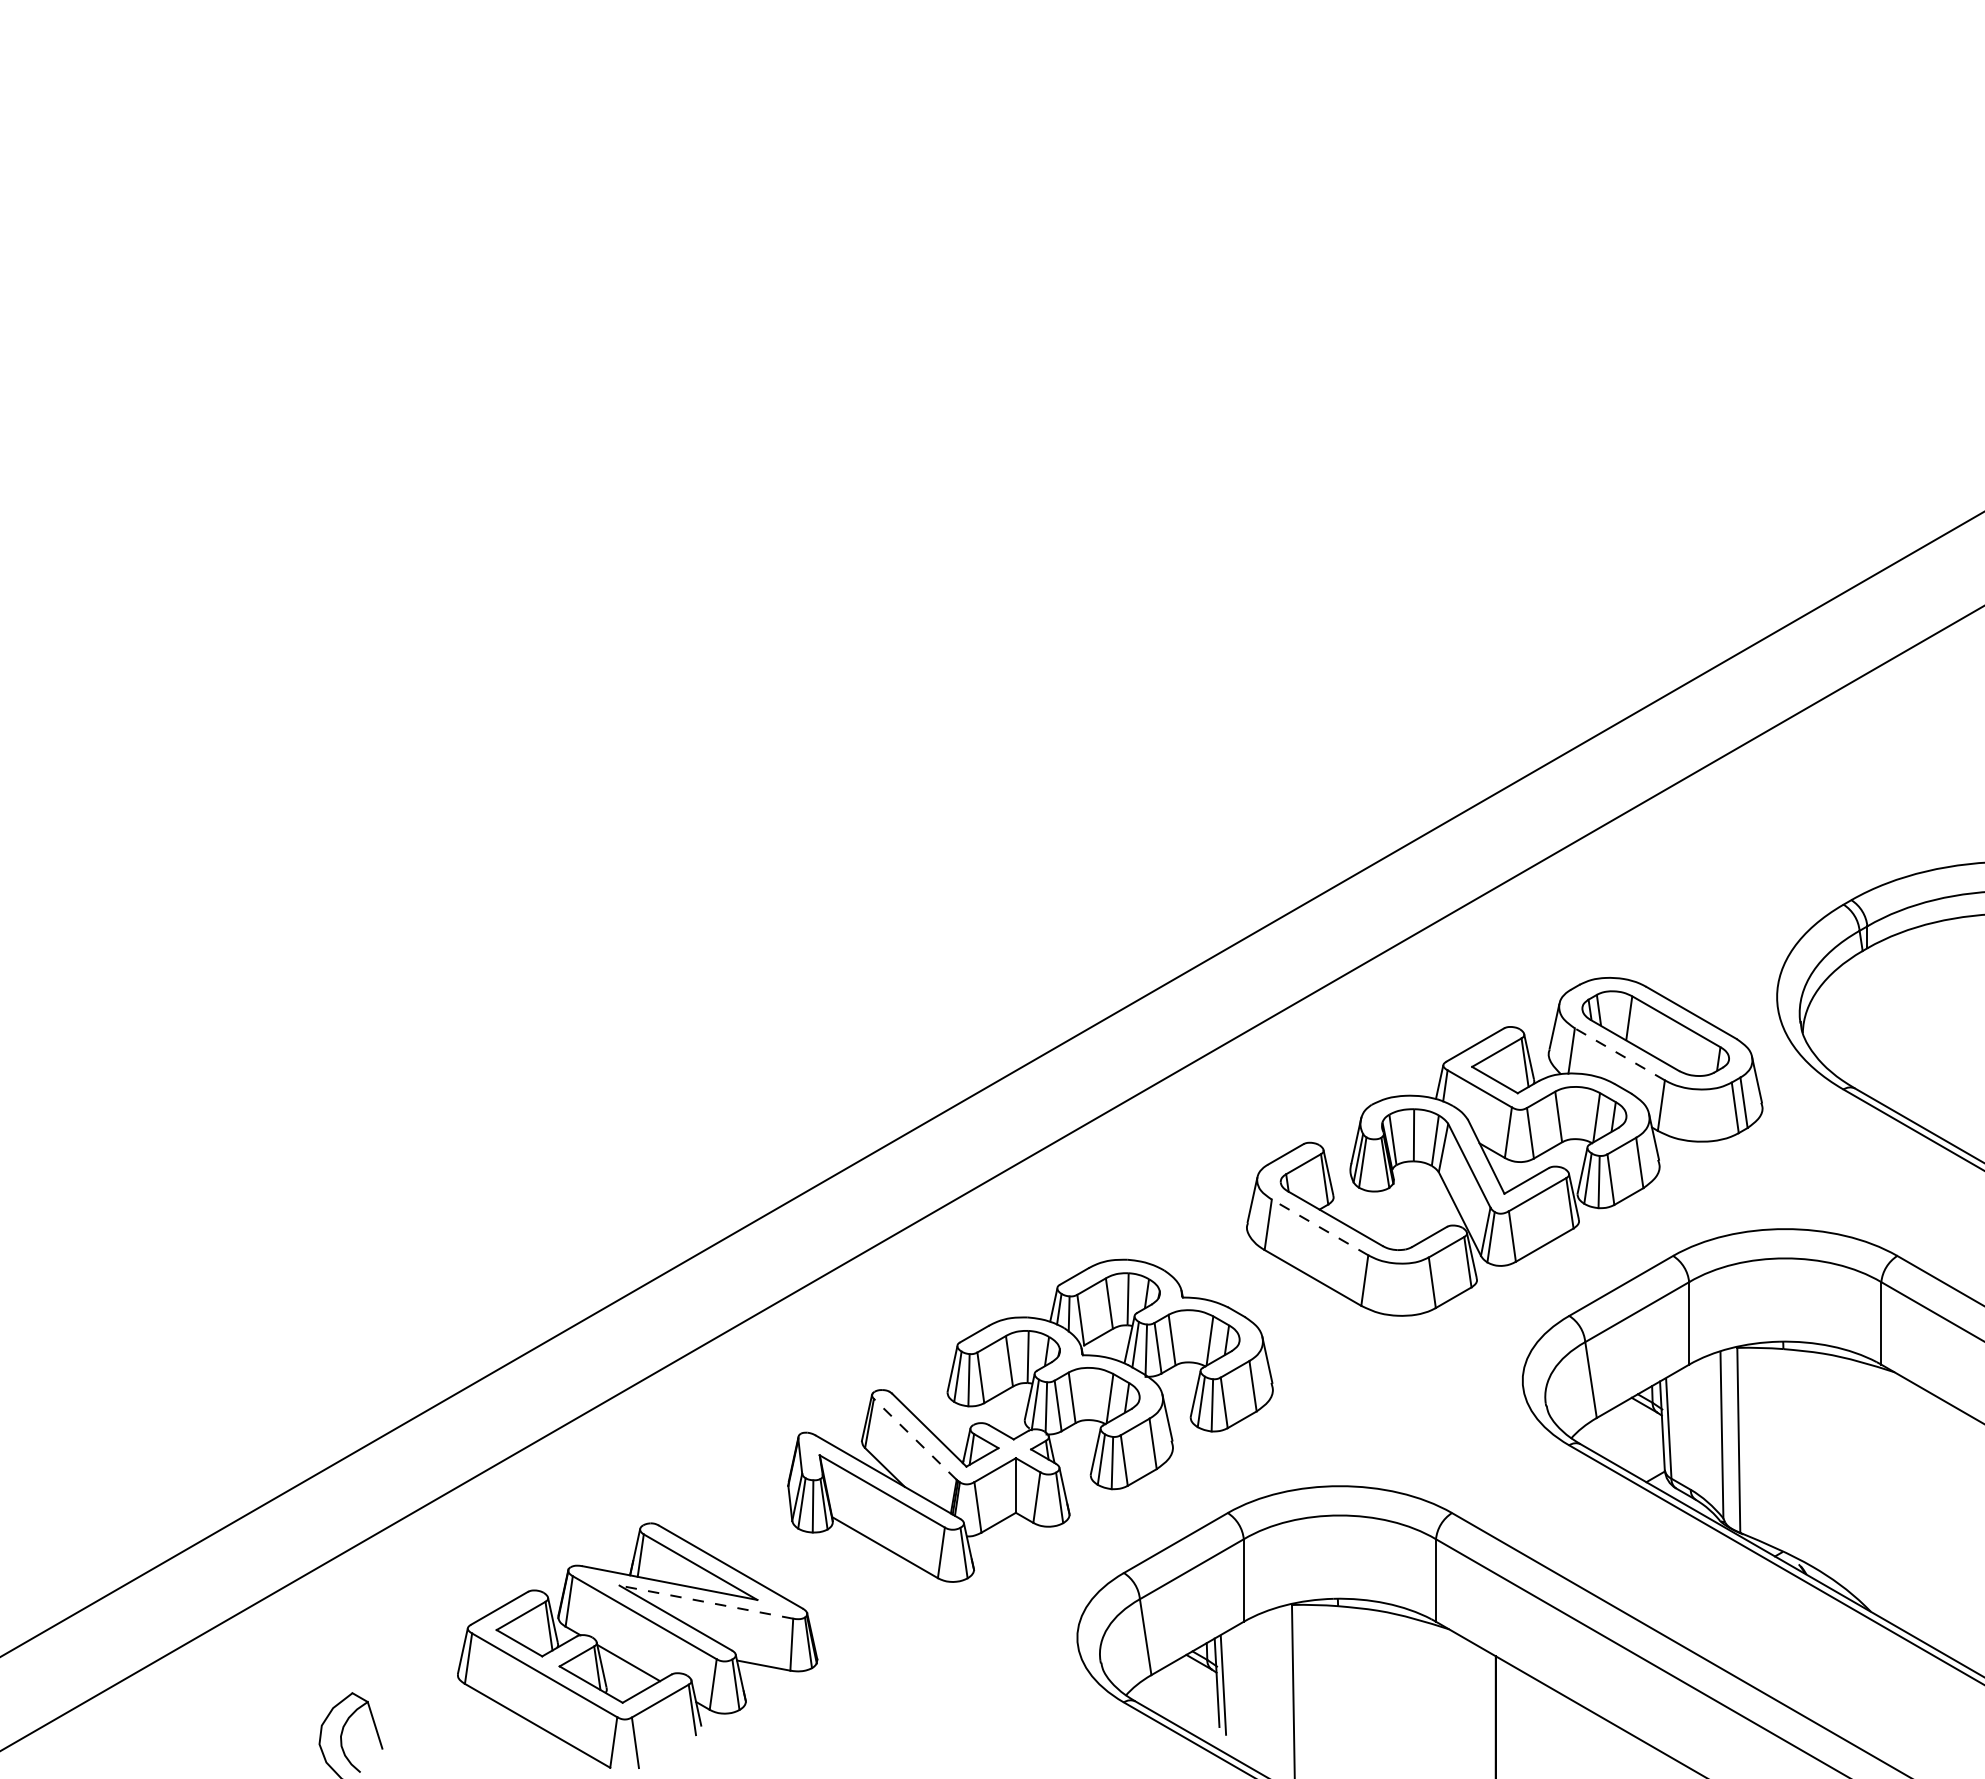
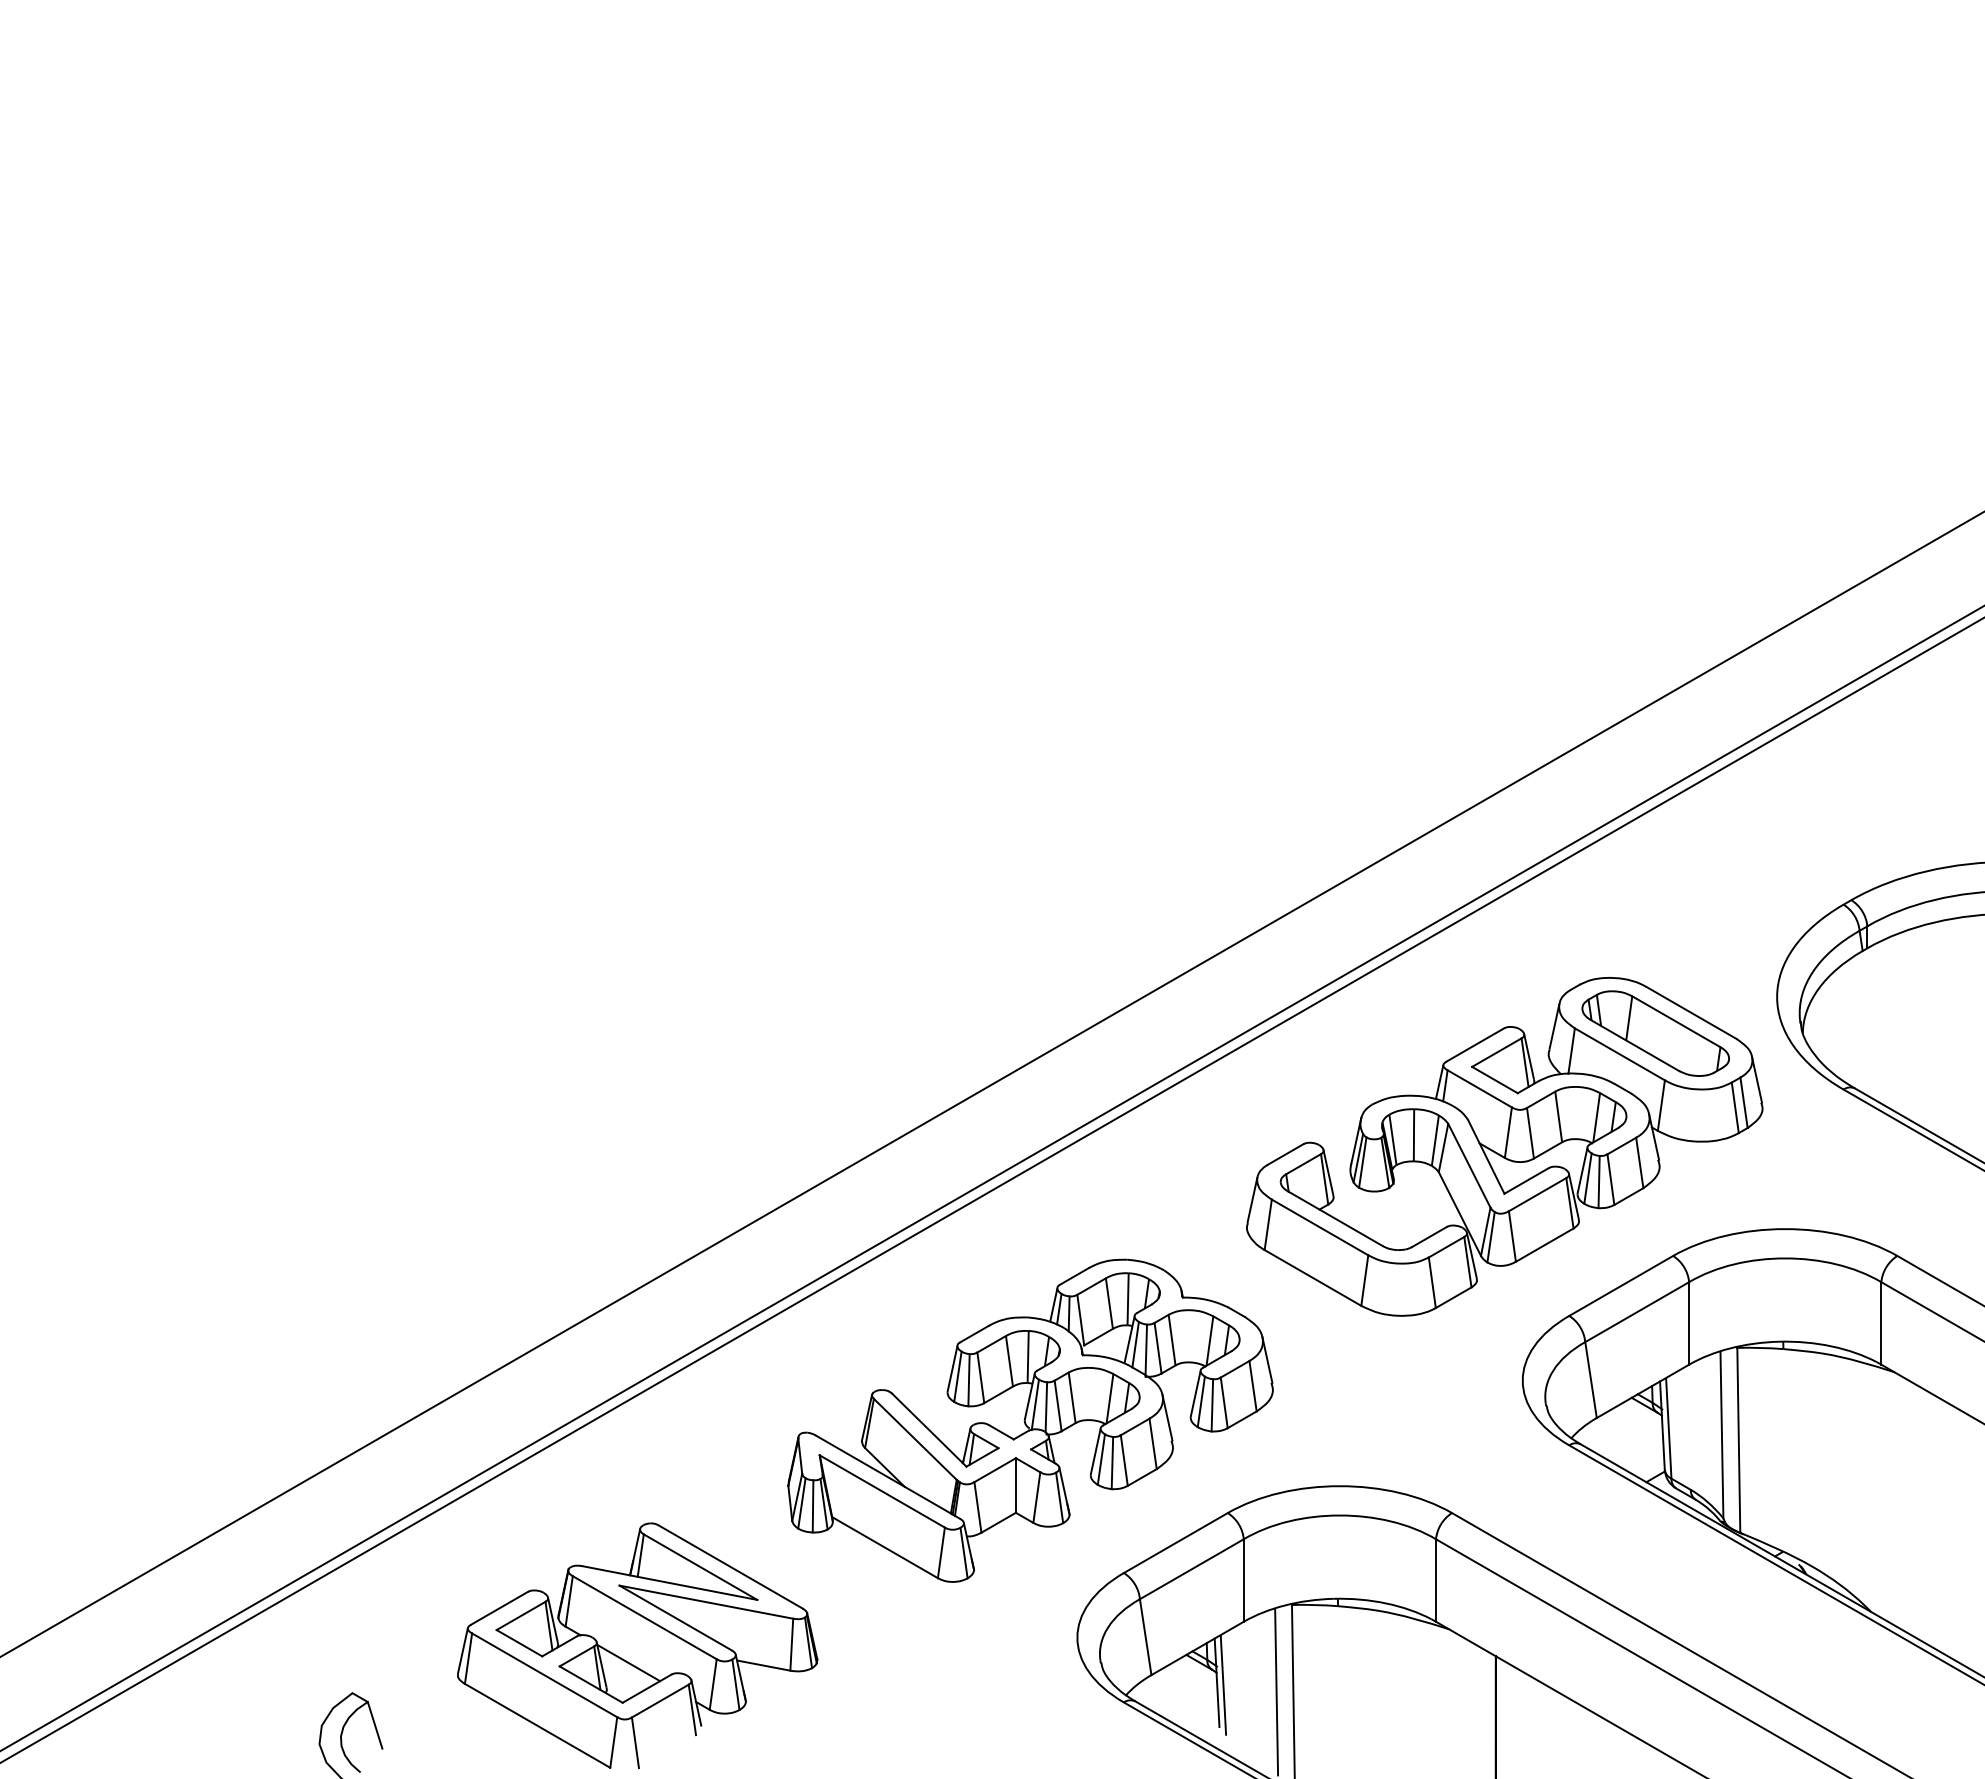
line: dashed -> solid (1619, 1054)
line: none -> present (991, 1190)
line: dashed -> solid (1320, 1227)
line: dashed -> solid (915, 1439)
line: dashed -> solid (705, 1602)
line: none -> present (1276, 1691)
